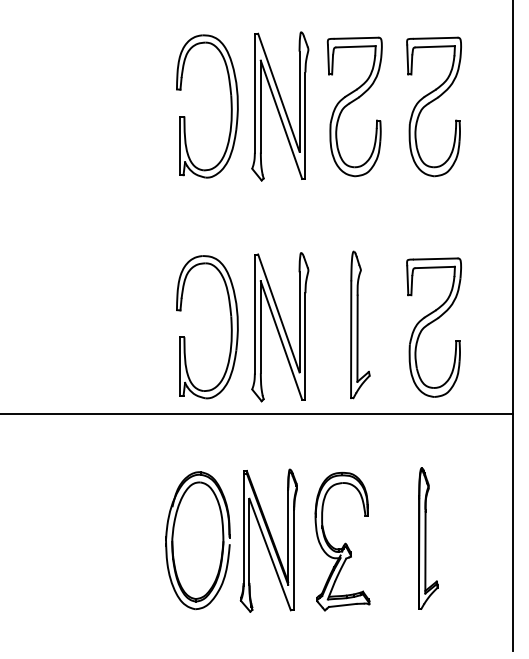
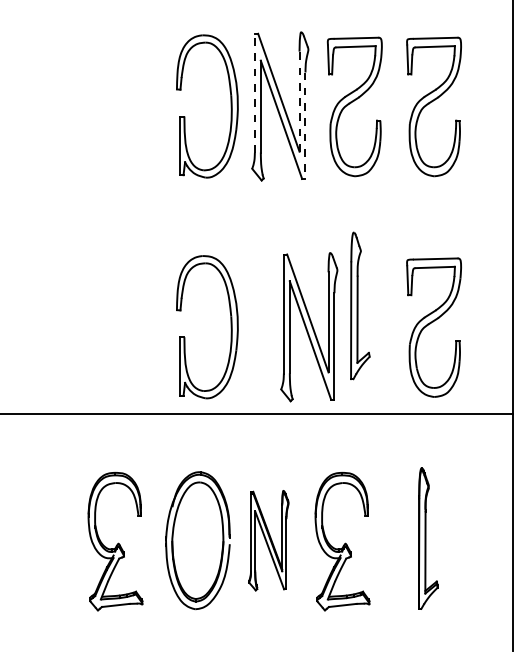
line: solid -> dashed (254, 92)
line: solid -> dashed (299, 101)
line: solid -> dashed (305, 126)
part position: (360, 324) -> (360, 305) (360, 305)
part position: (280, 327) -> (309, 327) (309, 327)
part size: 59x145 px -> 42x102 px (268, 540)
part: none -> present (115, 541)
